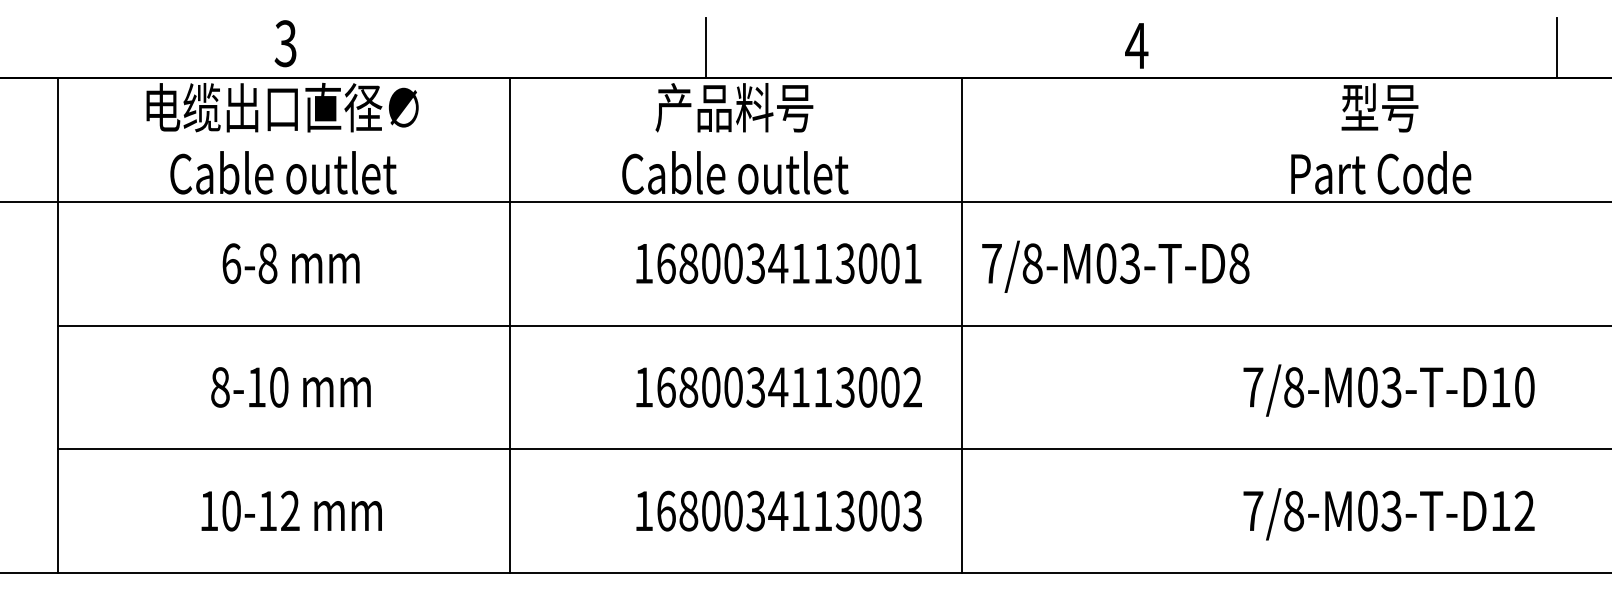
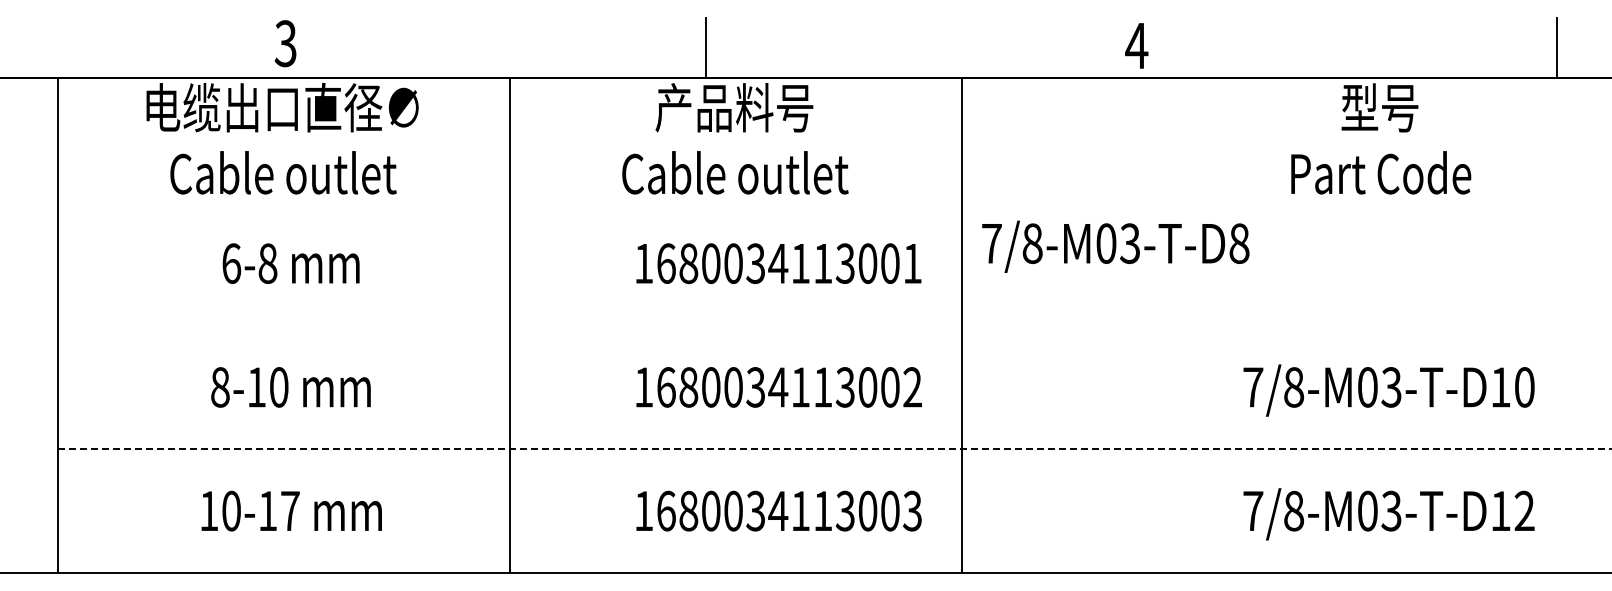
line: present -> none (805, 201)
text position: (1115, 266) -> (1115, 246) (1115, 246)
line: present -> none (833, 325)
line: solid -> dashed (835, 449)
text: 10-12 -> 10-17 (290, 510)
